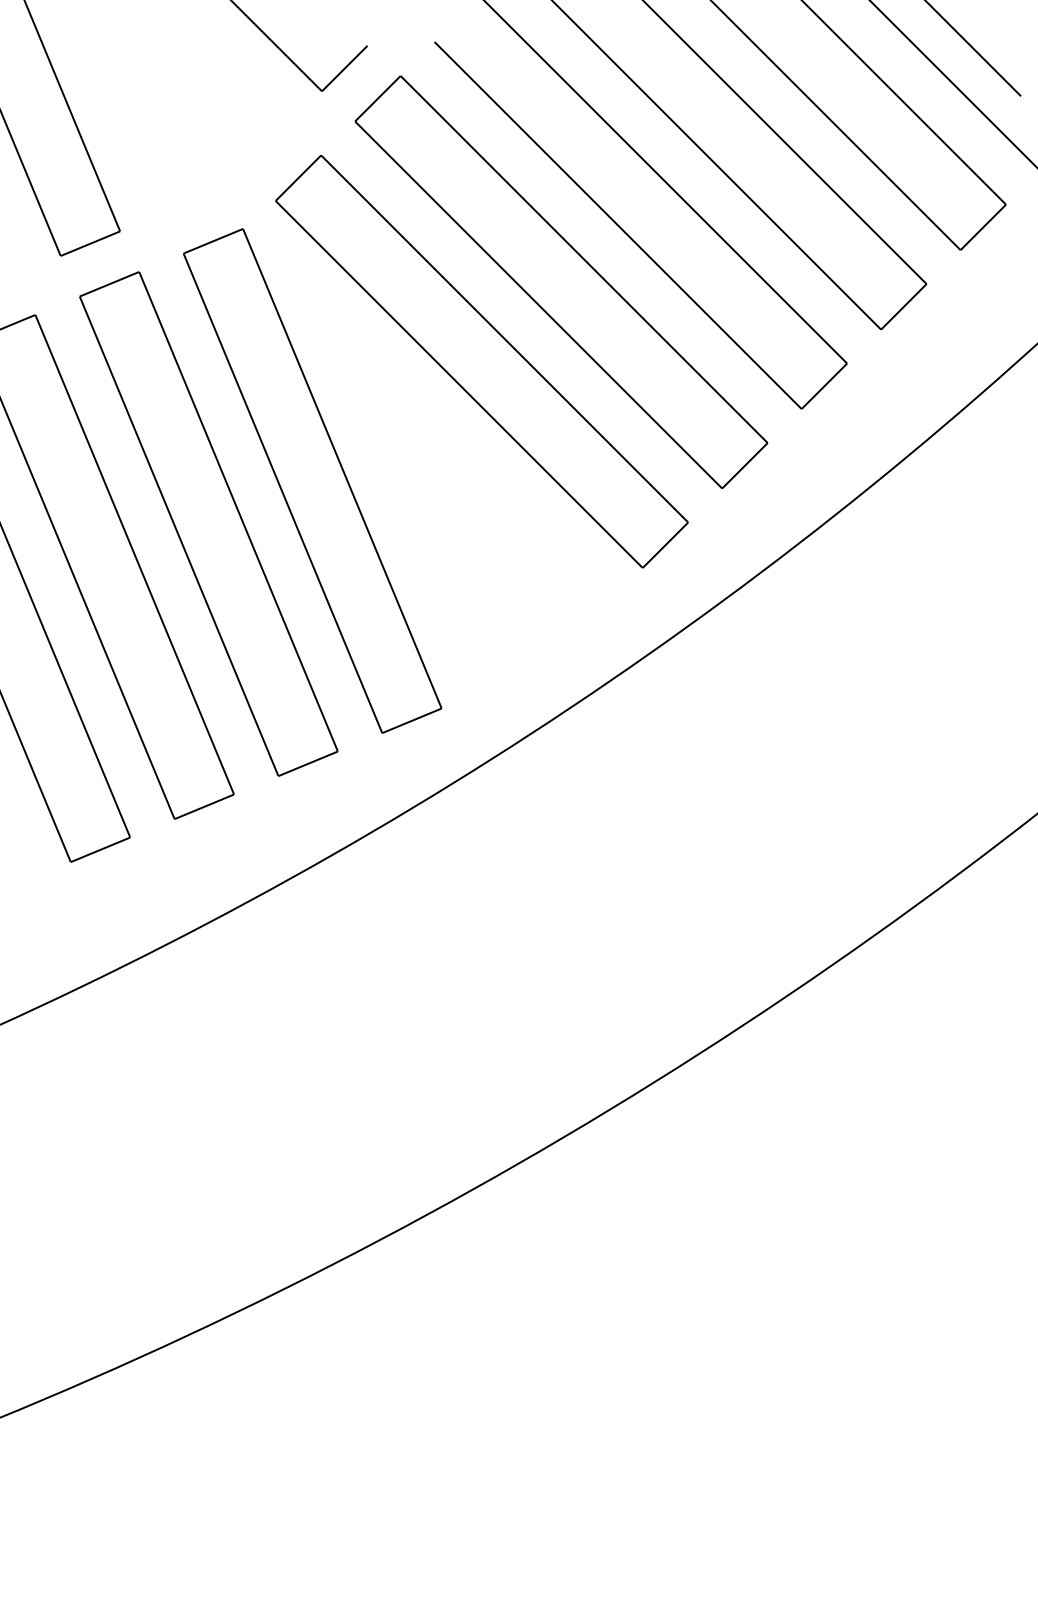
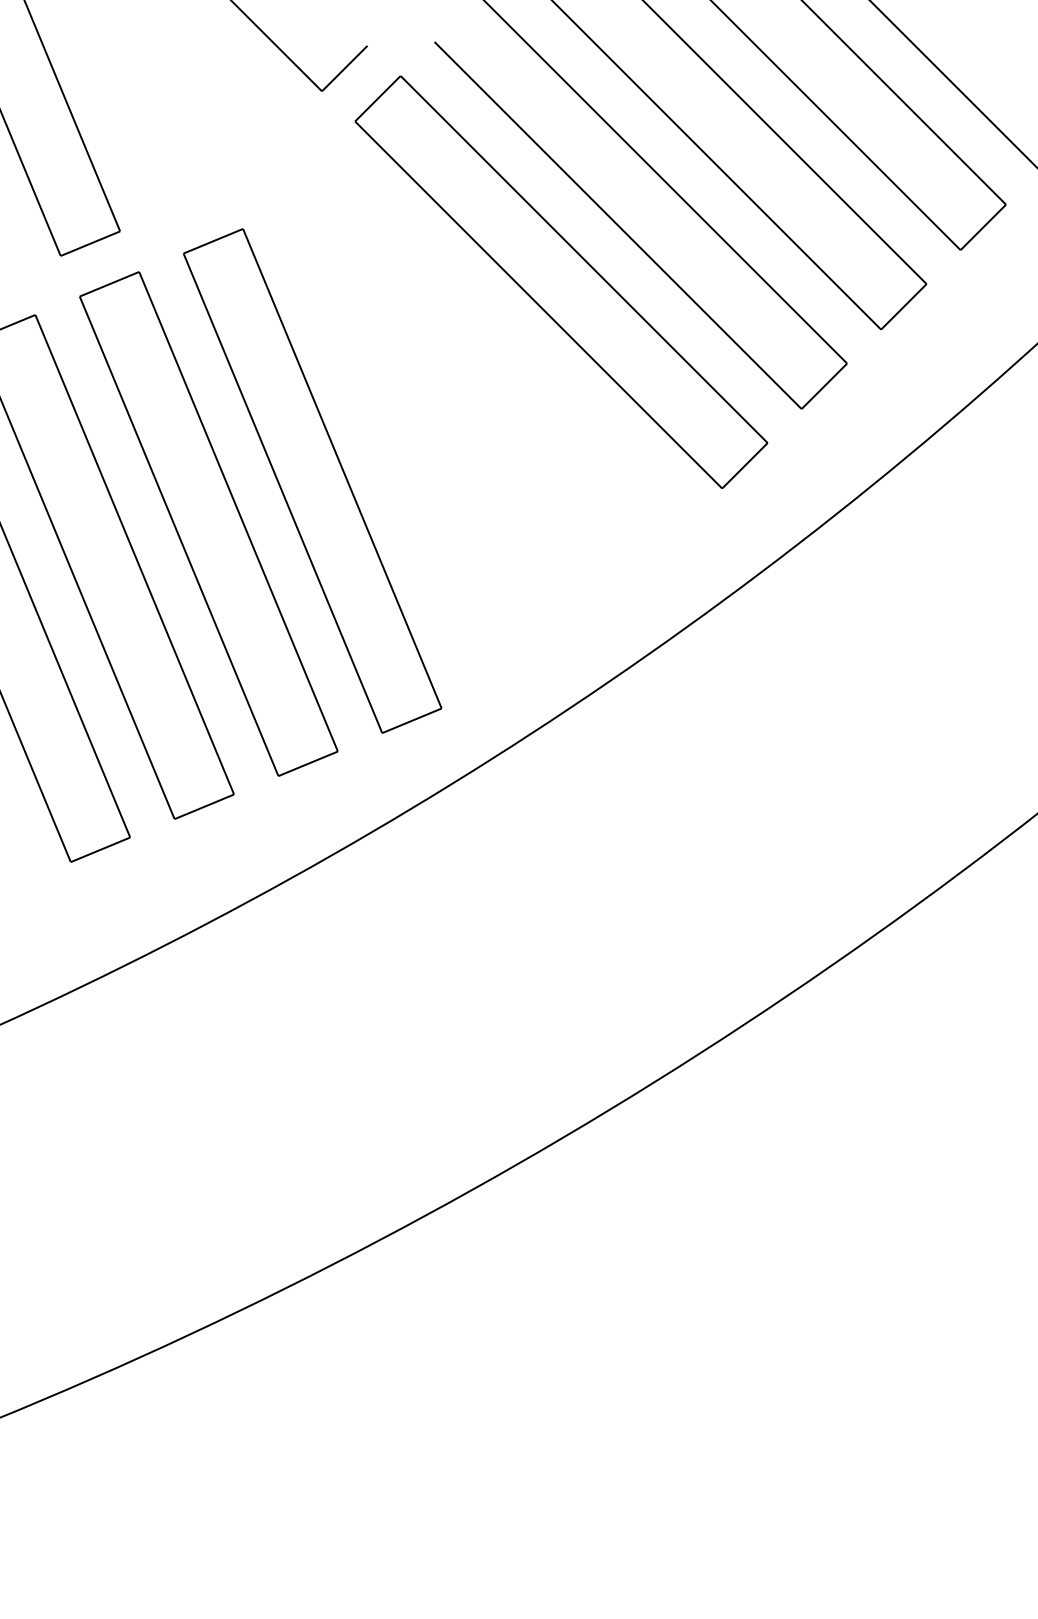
line: present -> none (973, 48)
part: present -> none (481, 361)
